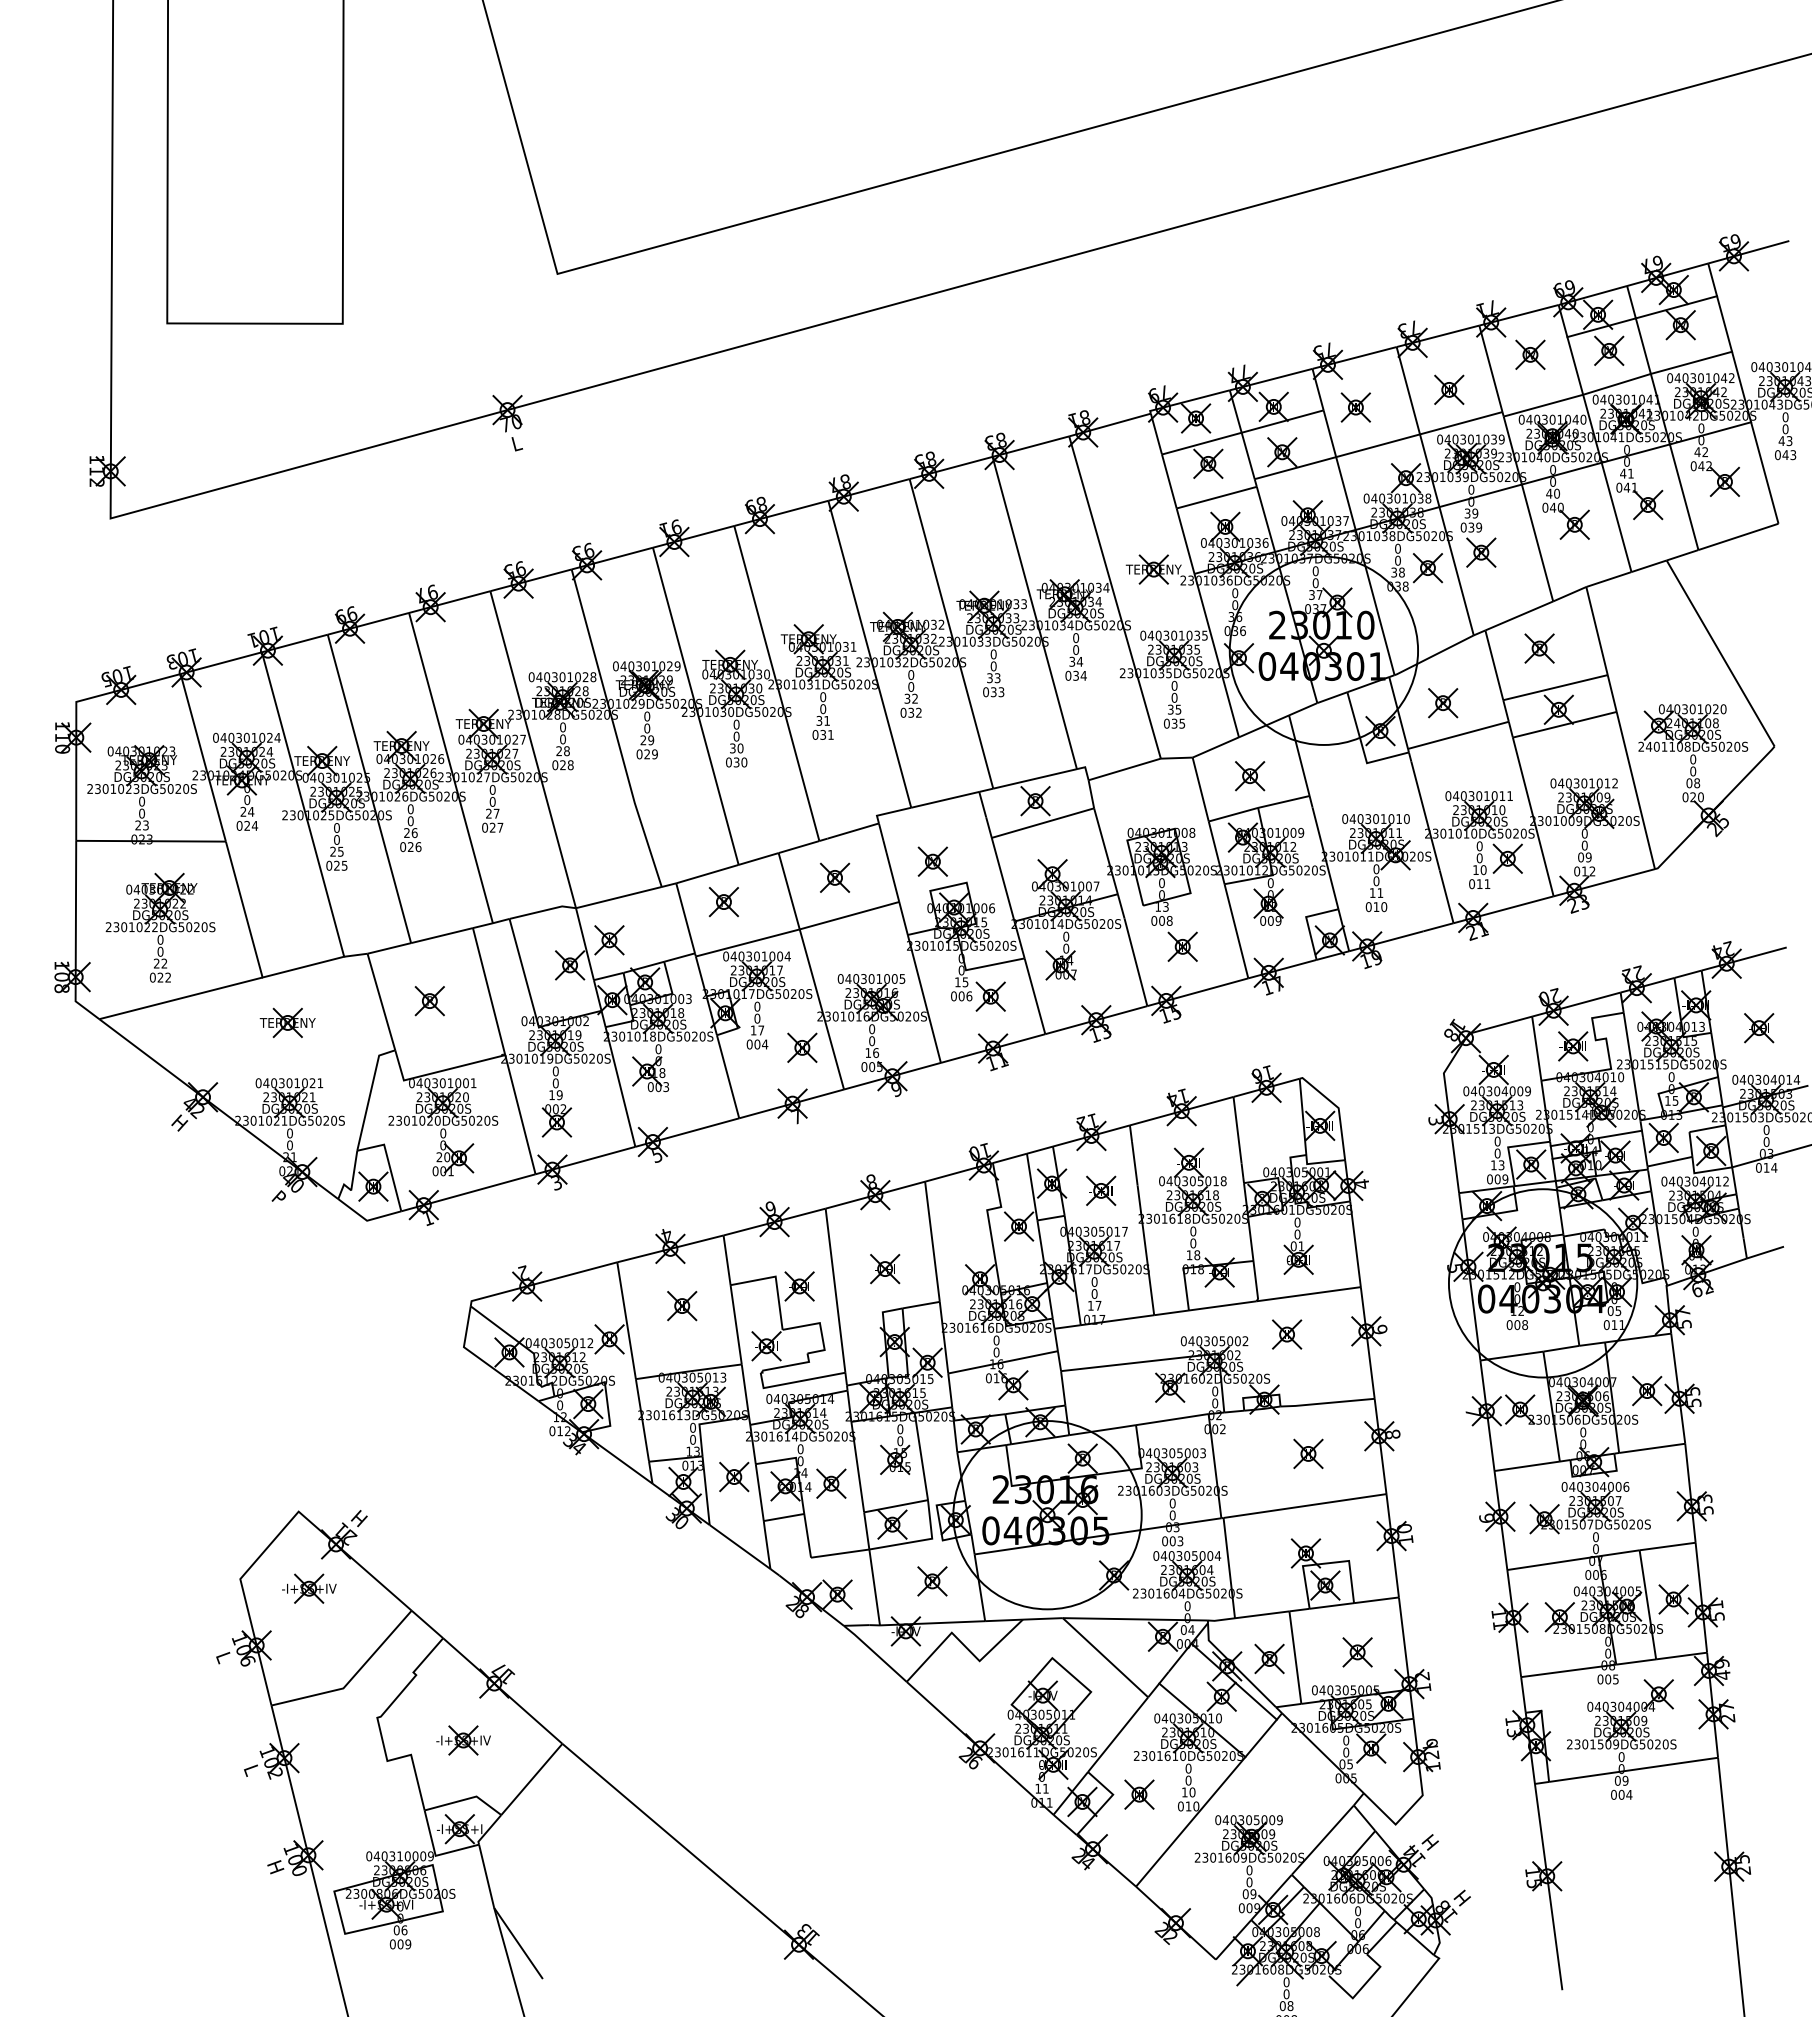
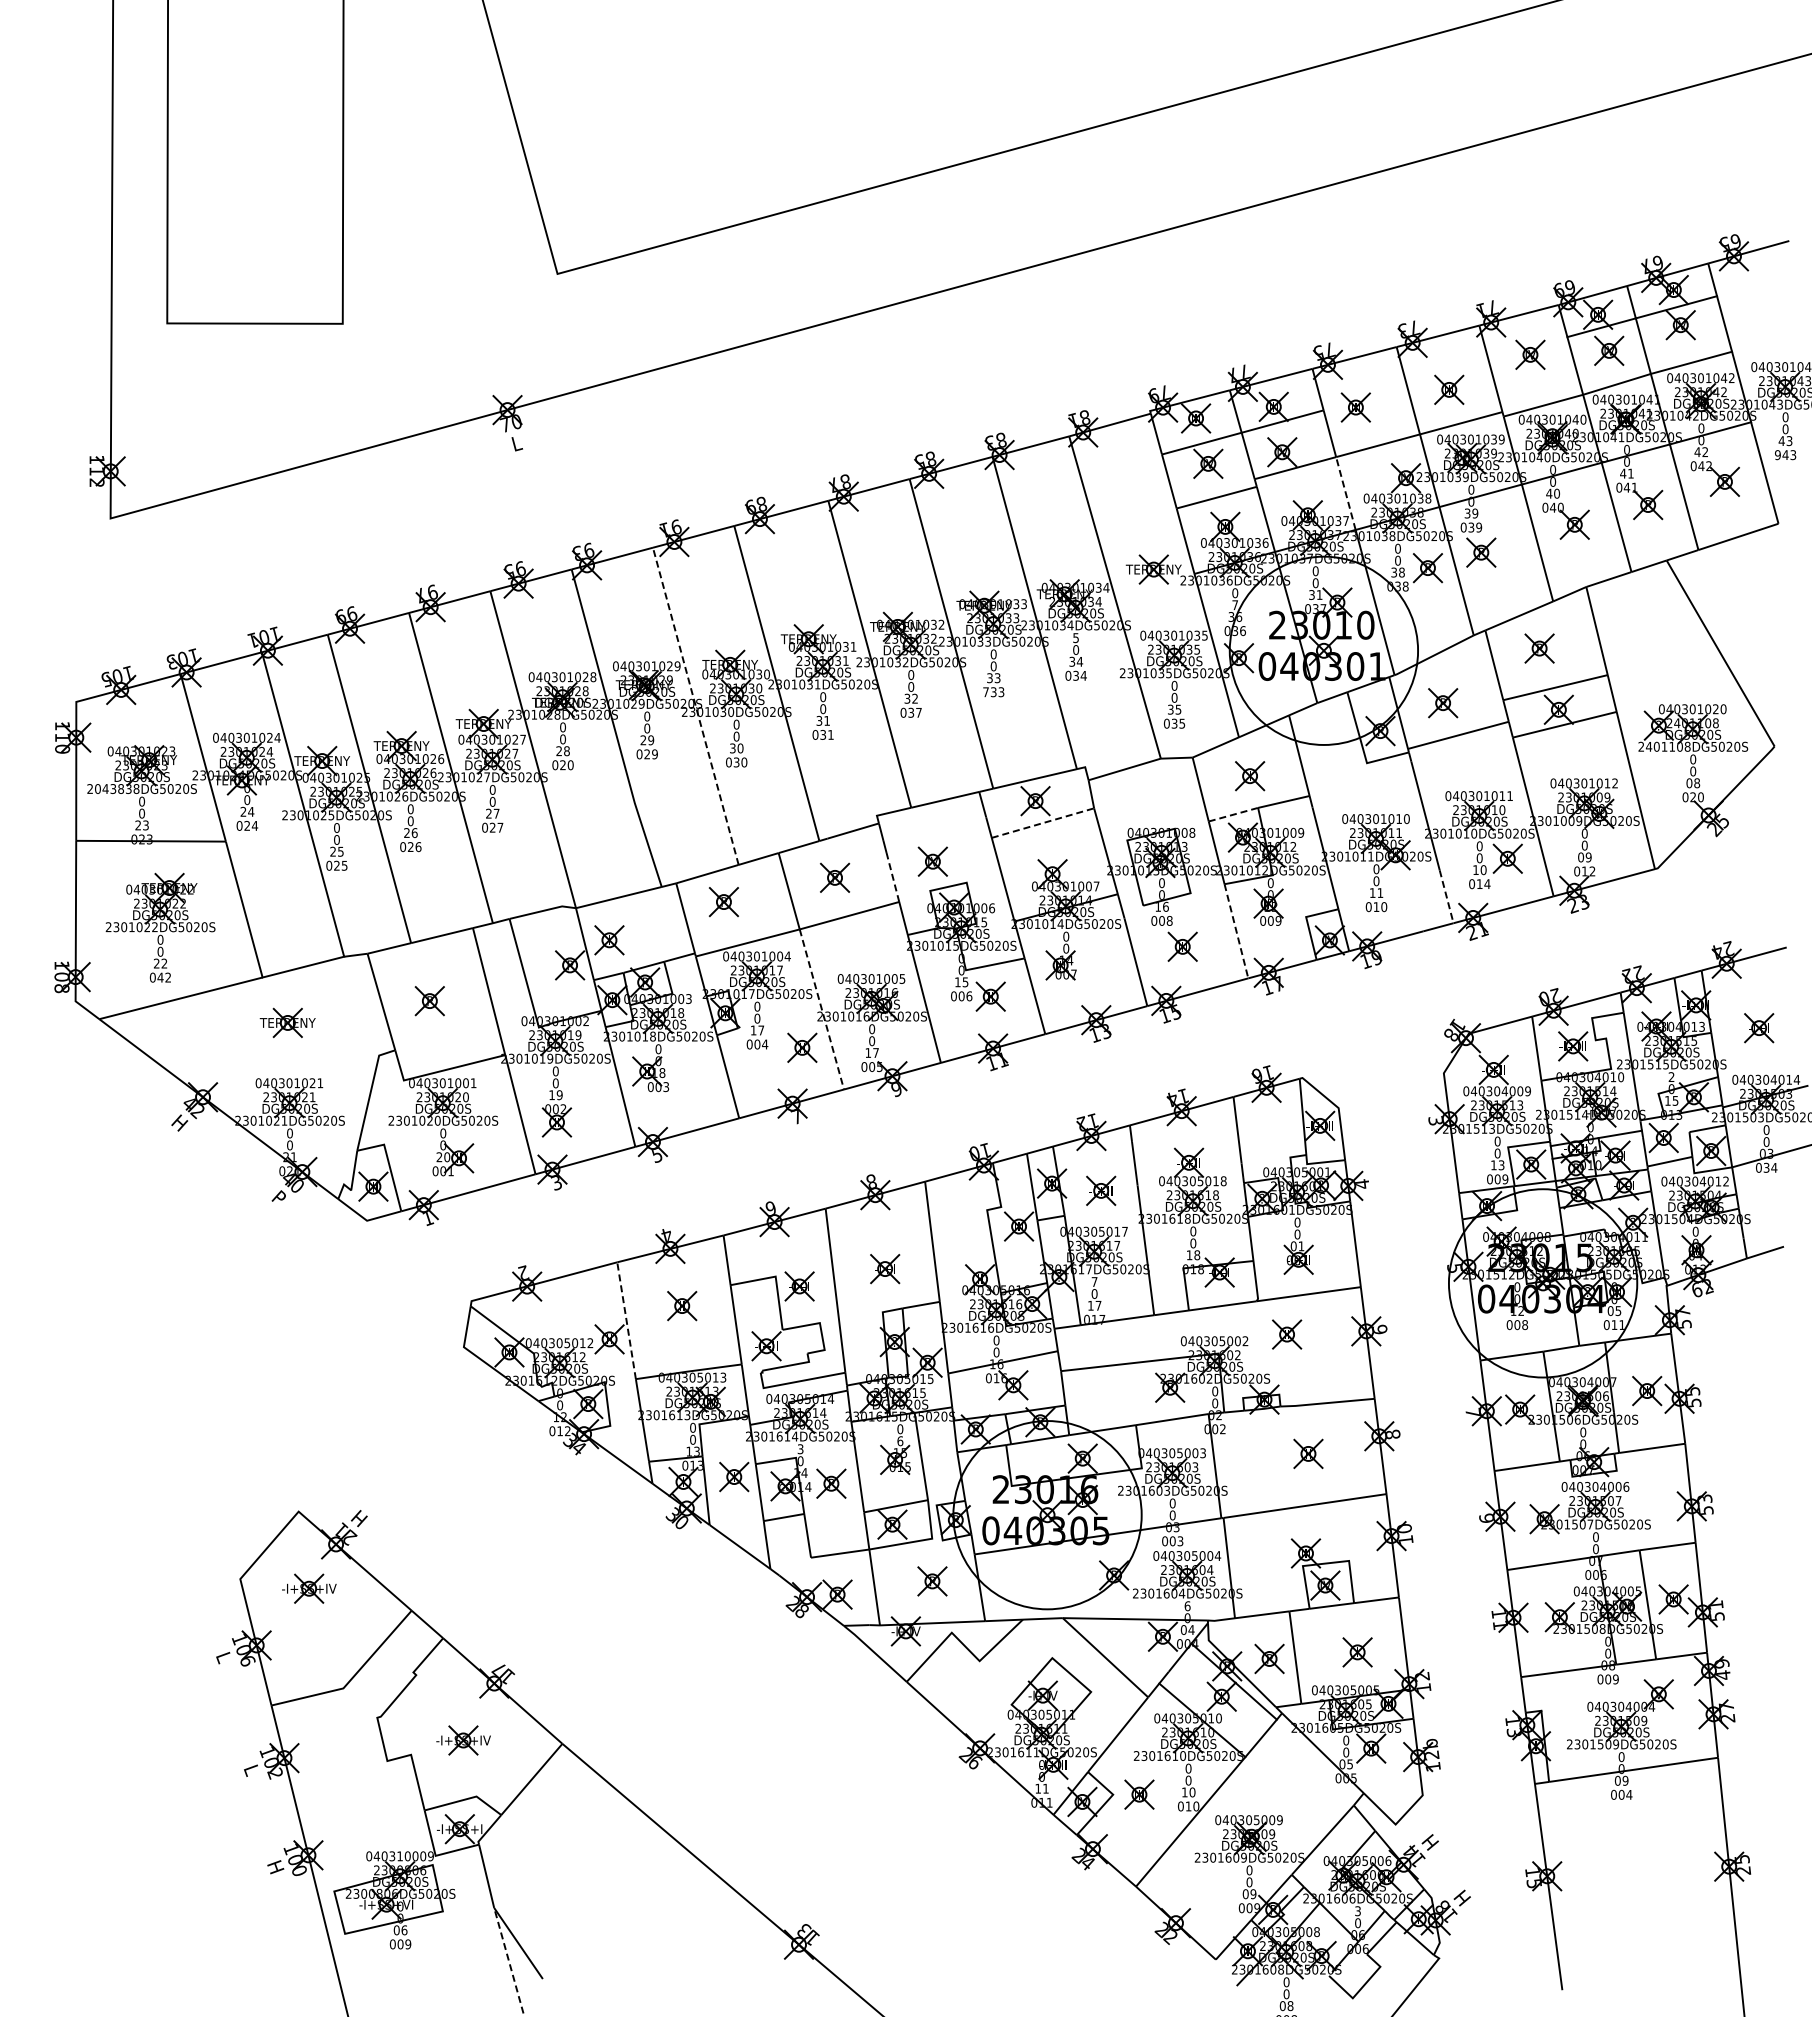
text: 043 -> 943 (1777, 455)
line: solid -> dashed (1345, 493)
text: 37 -> 31 (1319, 594)
text: 0 -> 7 (1235, 605)
text: 0 -> 5 (1076, 637)
text: 033 -> 733 (986, 692)
line: solid -> dashed (695, 705)
text: 032 -> 037 (918, 712)
text: 028 -> 020 (570, 764)
text: 2301023DG5020S -> 2043838DG5020S (117, 789)
line: solid -> dashed (1233, 814)
line: solid -> dashed (1043, 822)
line: solid -> dashed (892, 877)
text: 011 -> 014 (1487, 883)
line: solid -> dashed (1446, 897)
text: 13 -> 16 (1165, 906)
line: solid -> dashed (1236, 931)
text: 022 -> 042 (160, 977)
line: solid -> dashed (822, 1009)
text: 16 -> 17 (876, 1052)
text: 0 -> 2 (1671, 1077)
text: 014 -> 034 (1766, 1167)
text: 0 -> 7 (1094, 1281)
line: solid -> dashed (626, 1320)
text: 0 -> 6 (900, 1440)
text: 0 -> 3 (800, 1449)
text: 0 -> 6 (1187, 1605)
text: 005 -> 009 (1615, 1679)
text: 0 -> 3 (1358, 1911)
line: solid -> dashed (509, 1961)
